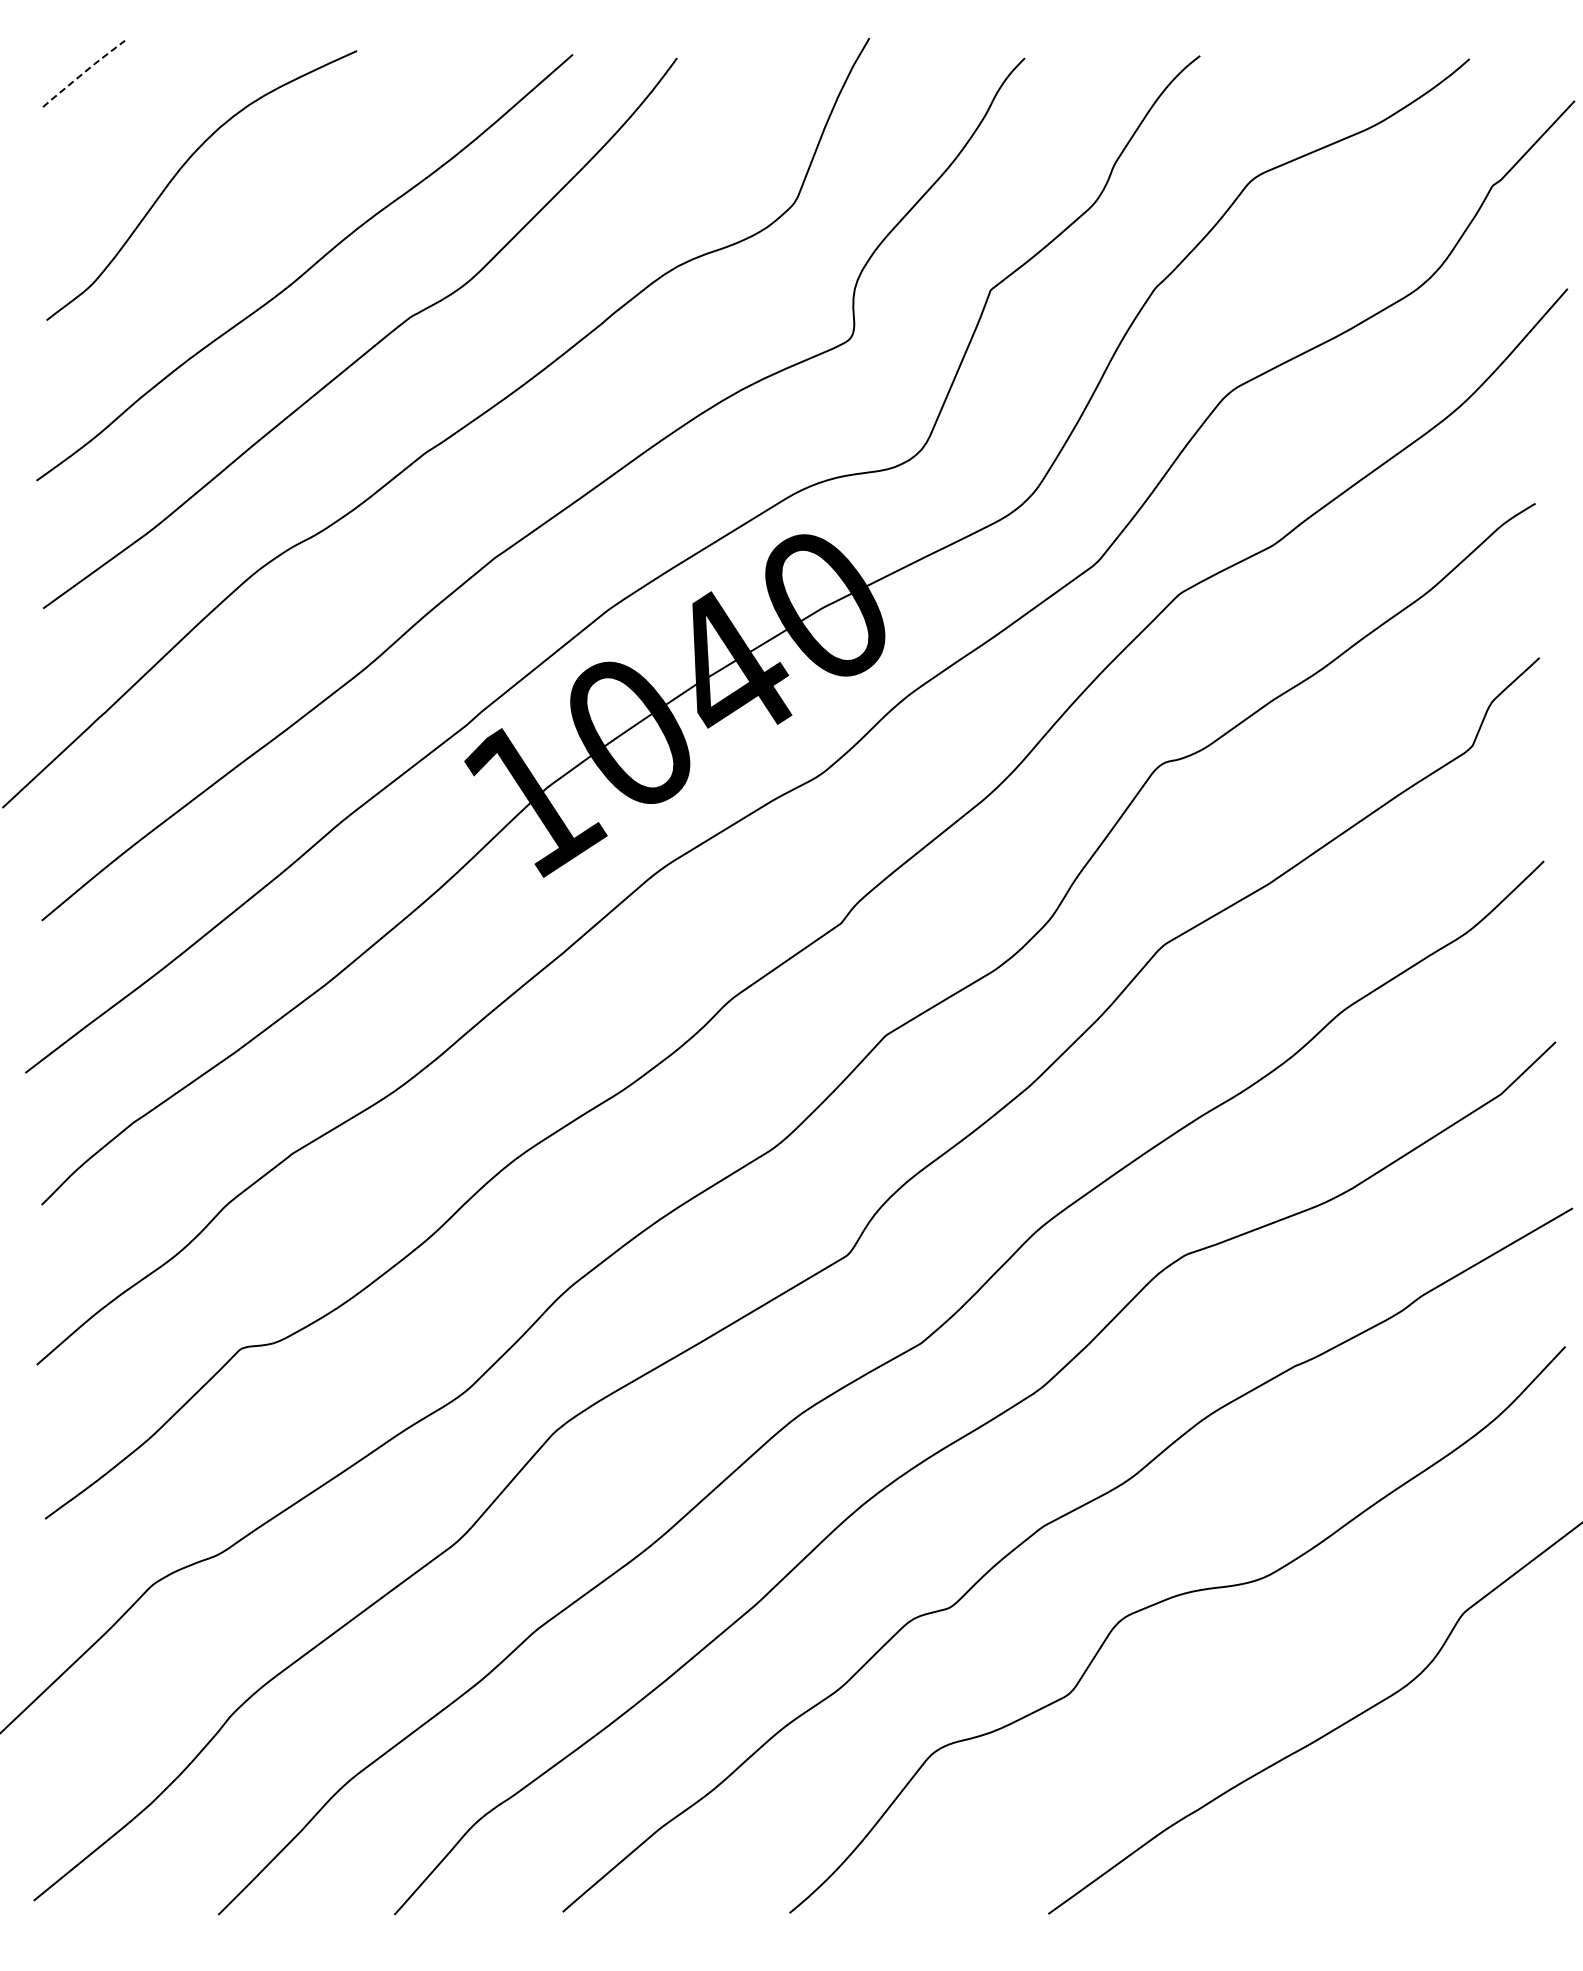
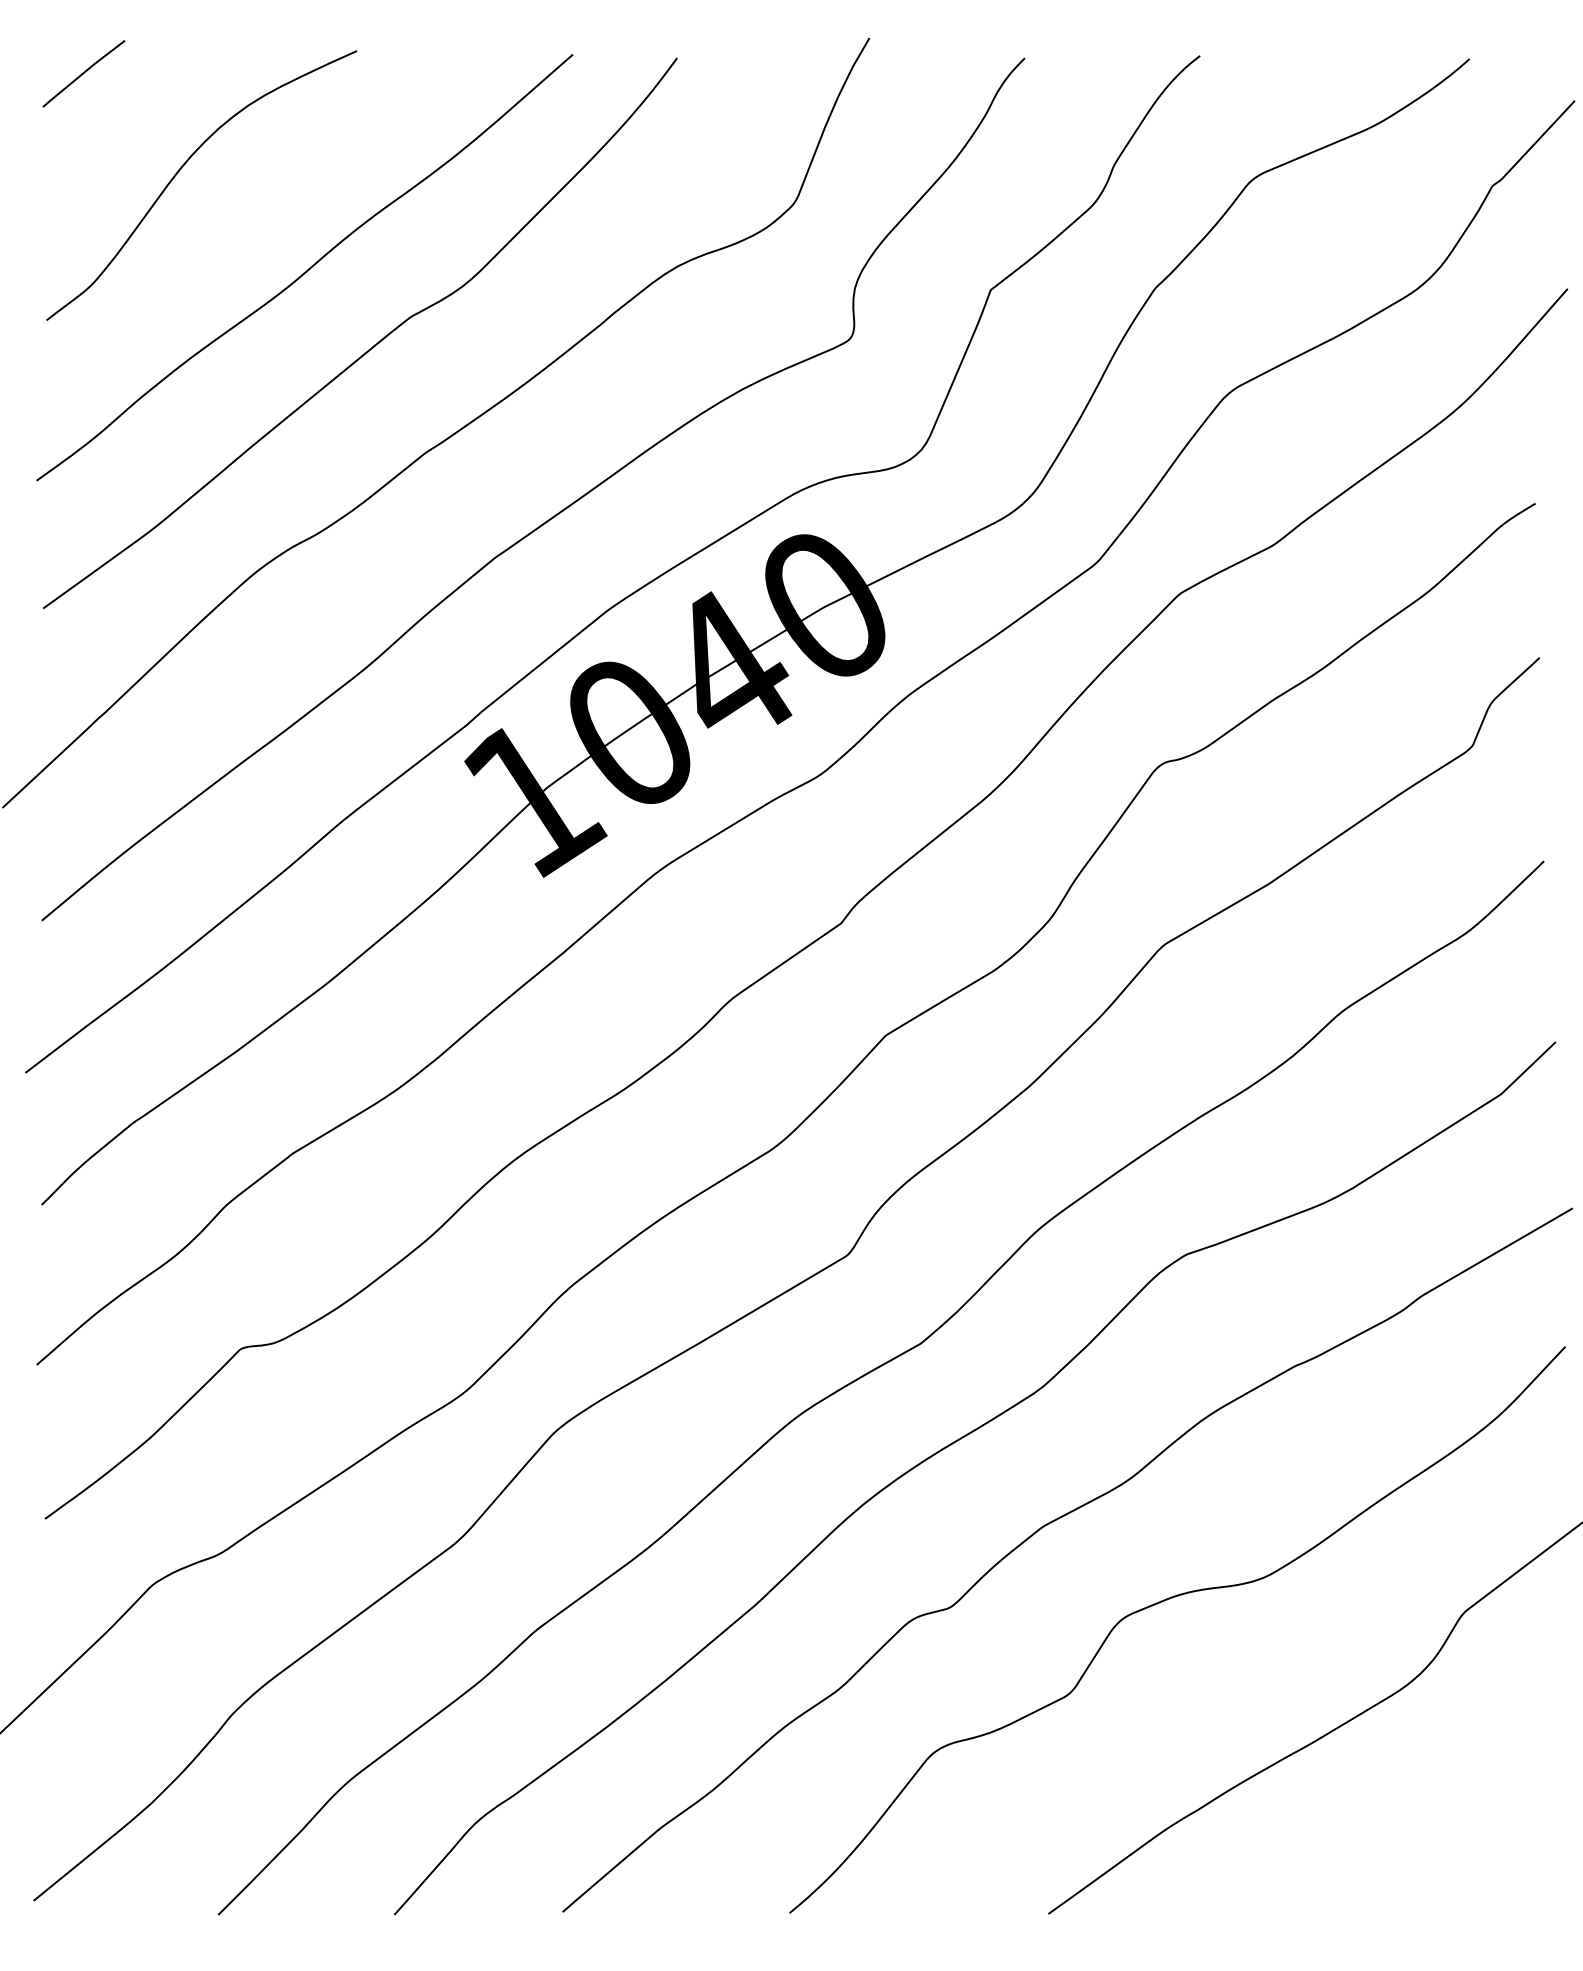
line: dashed -> solid (83, 72)
